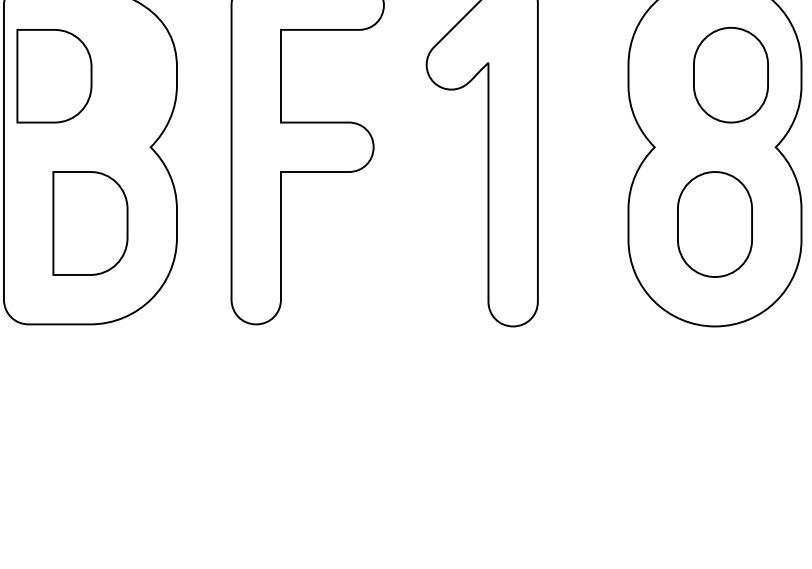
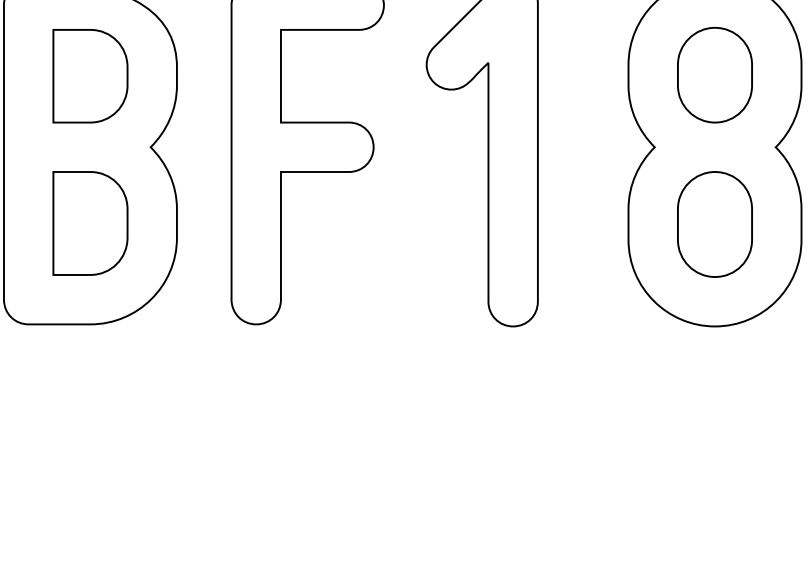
part position: (730, 74) -> (714, 74) (714, 74)
part position: (54, 76) -> (90, 76) (90, 76)
